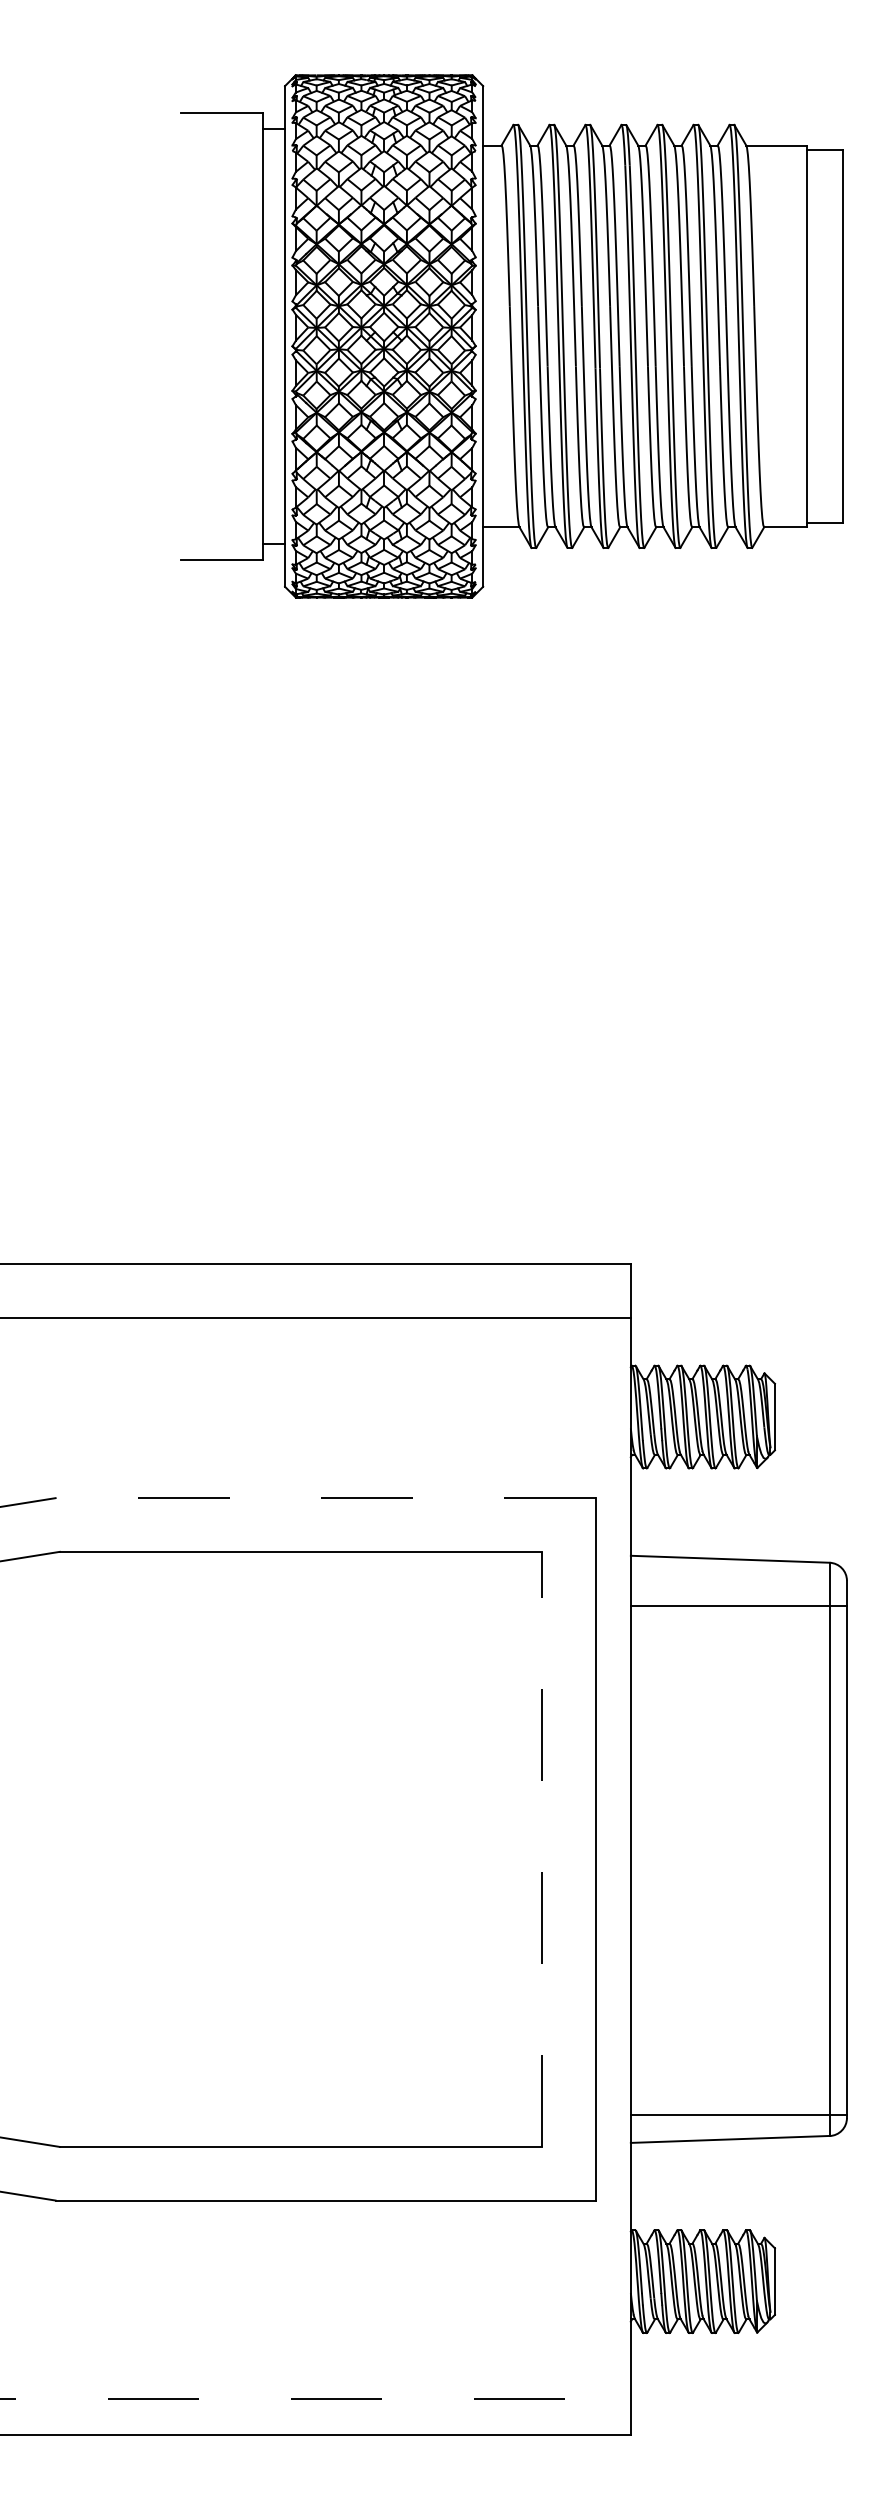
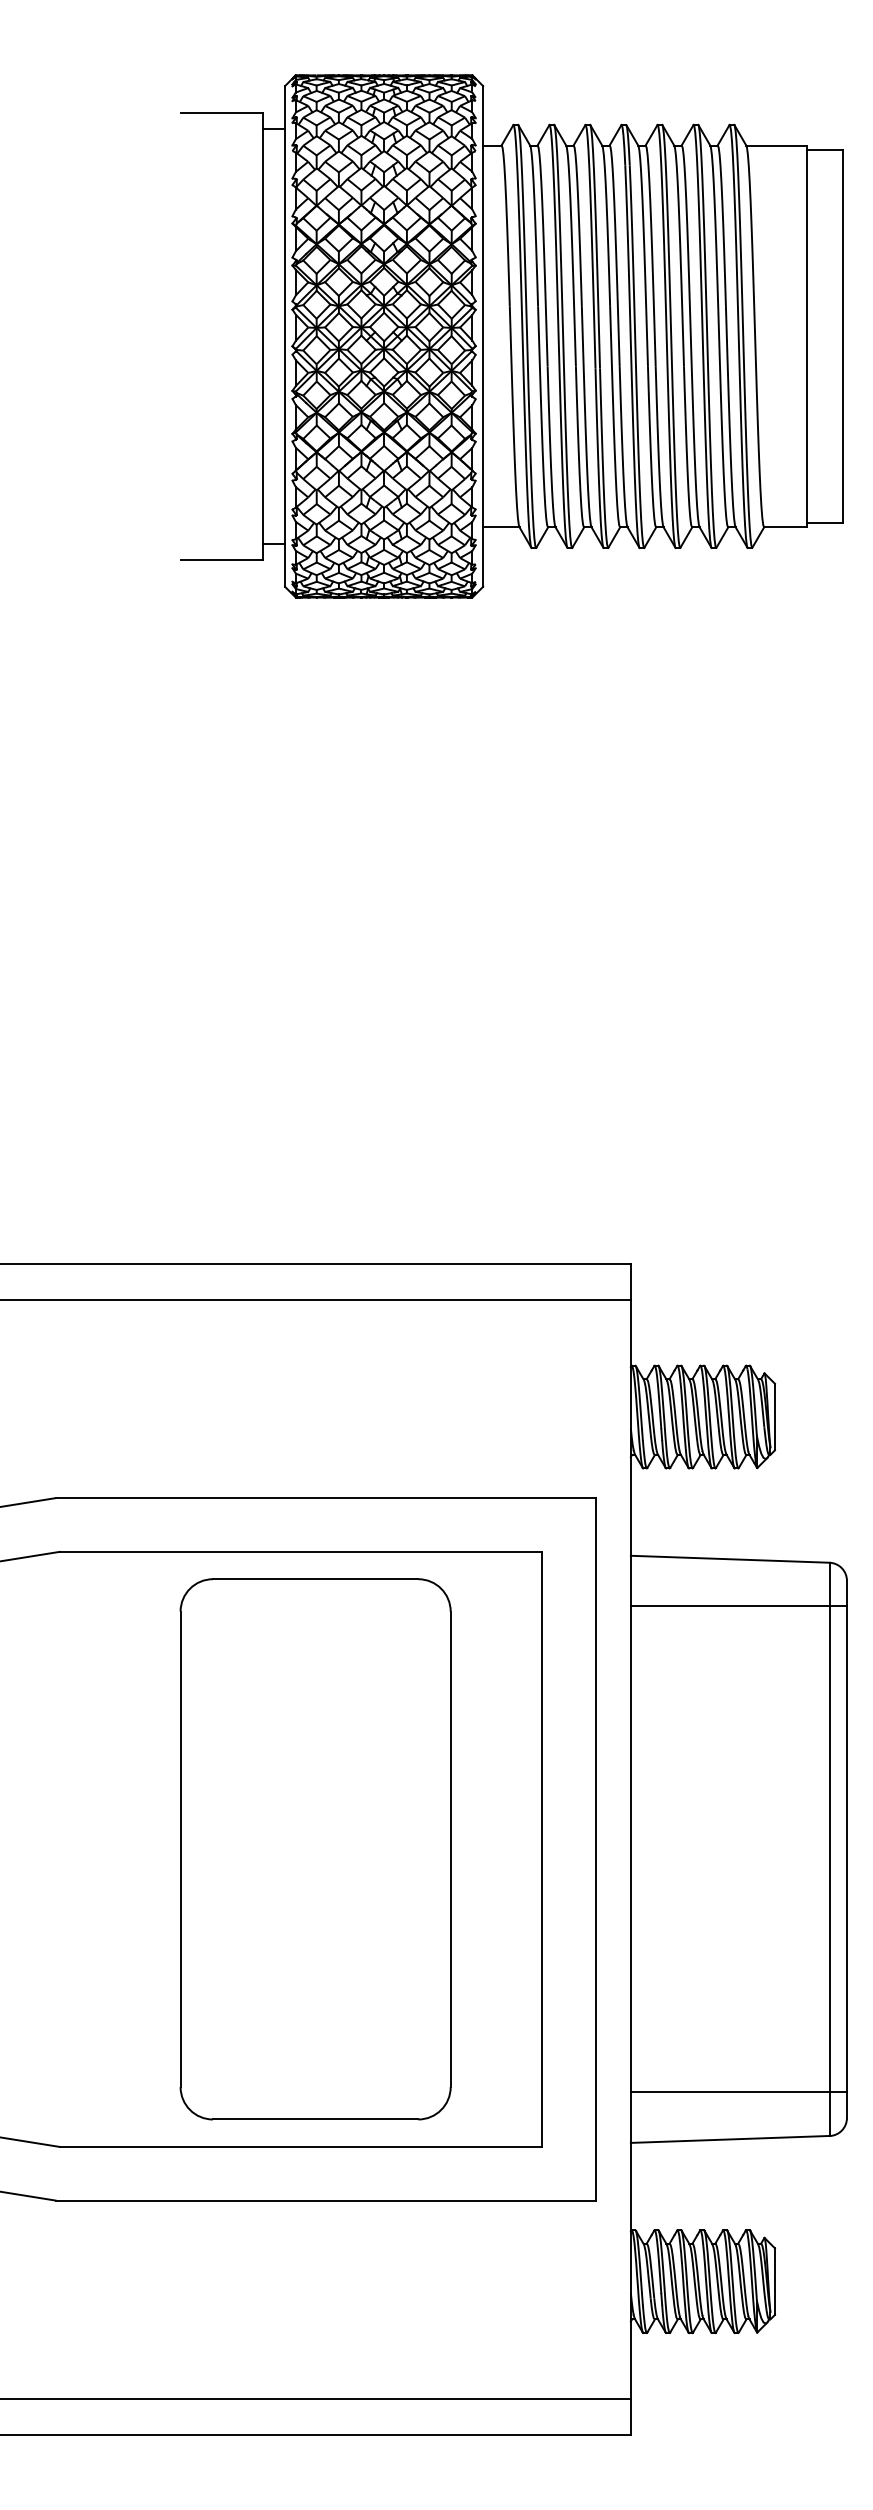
line position: (316, 1318) -> (316, 1300) (316, 1300)
line: dashed -> solid (325, 1498)
part: none -> present (315, 1849)
line: dashed -> solid (542, 1849)
line position: (738, 2115) -> (738, 2092) (738, 2092)
line: dashed -> solid (316, 2398)
